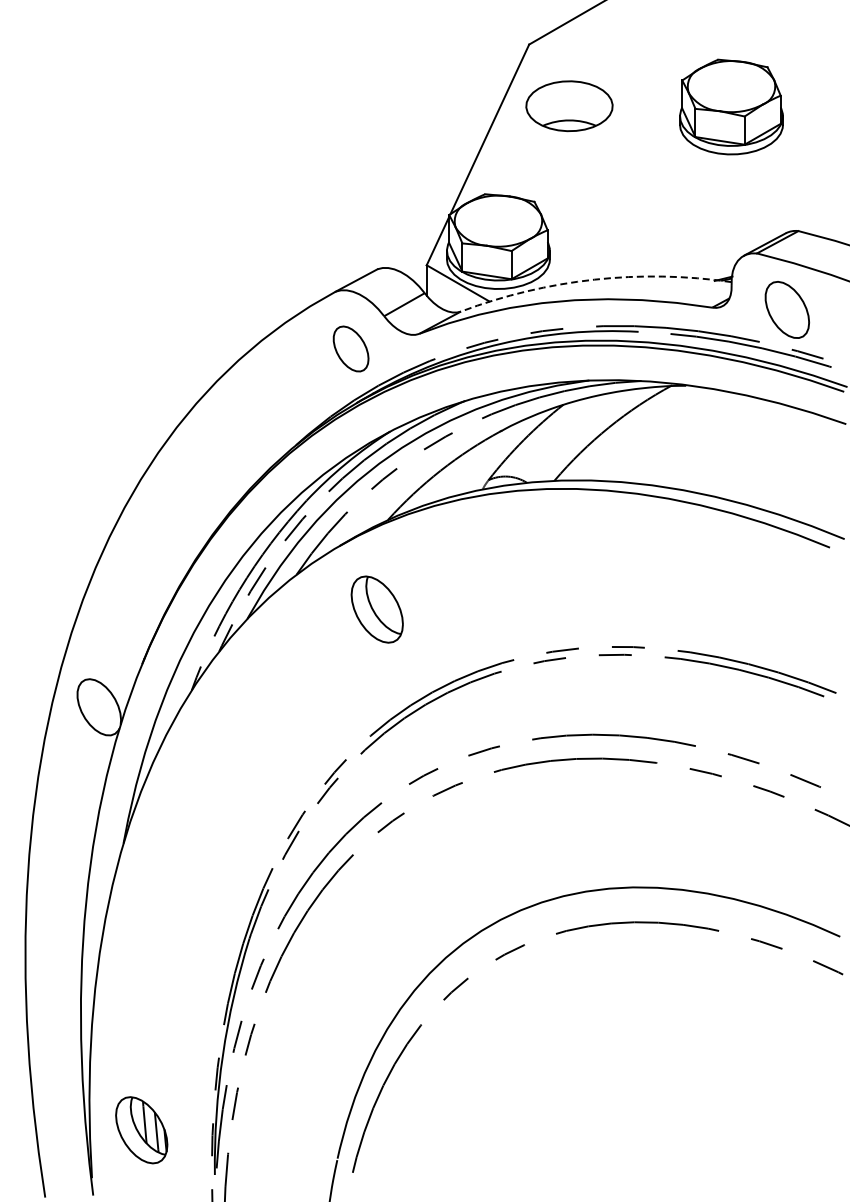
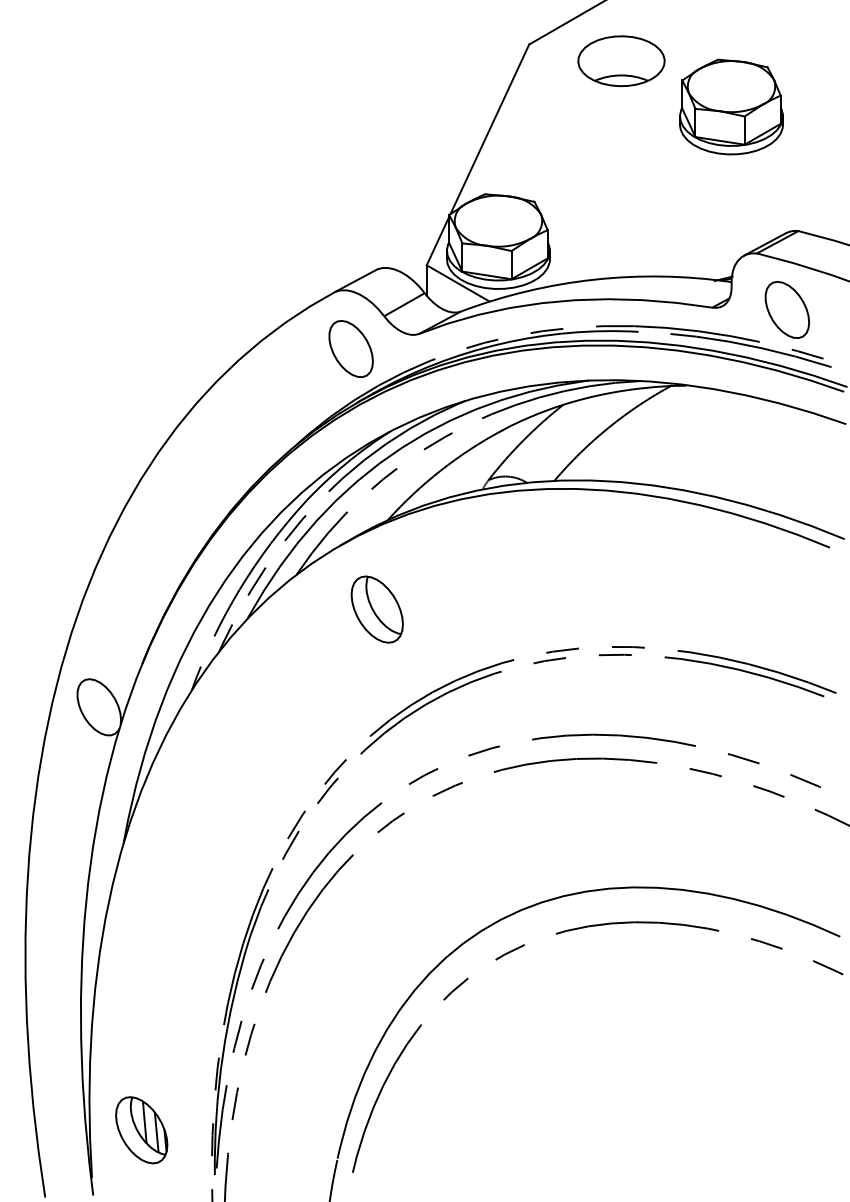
part position: (569, 106) -> (621, 61) (621, 61)
arc: dashed -> solid (594, 279)
part size: 38x48 px -> 46x58 px (350, 348)
